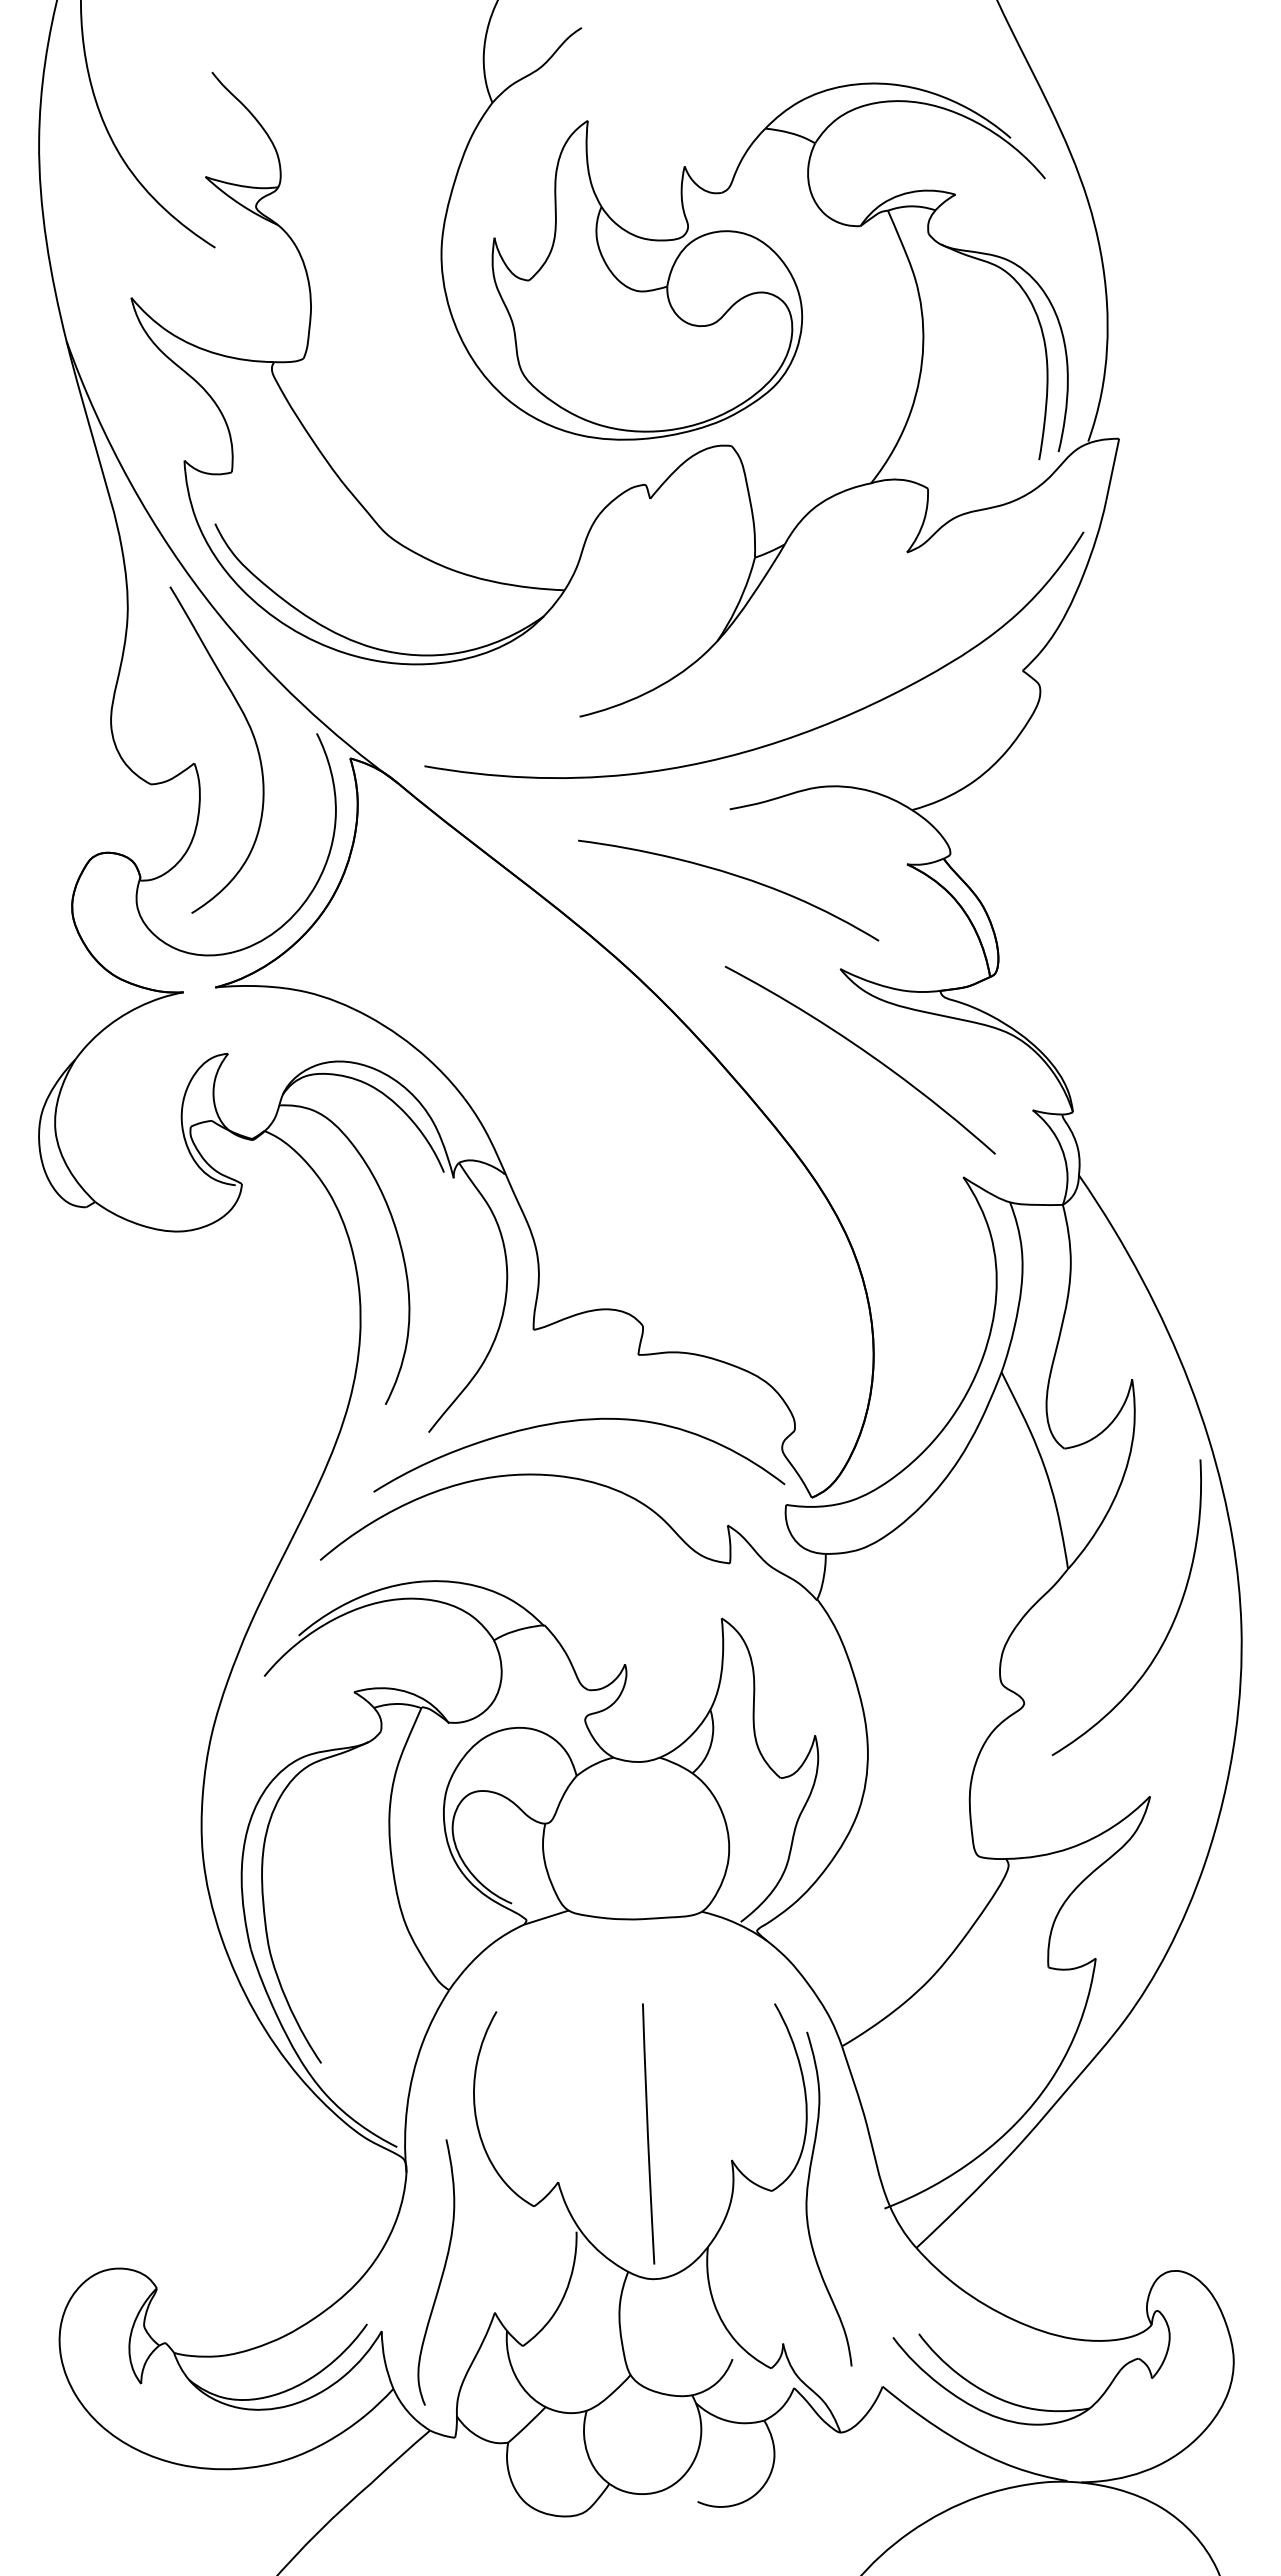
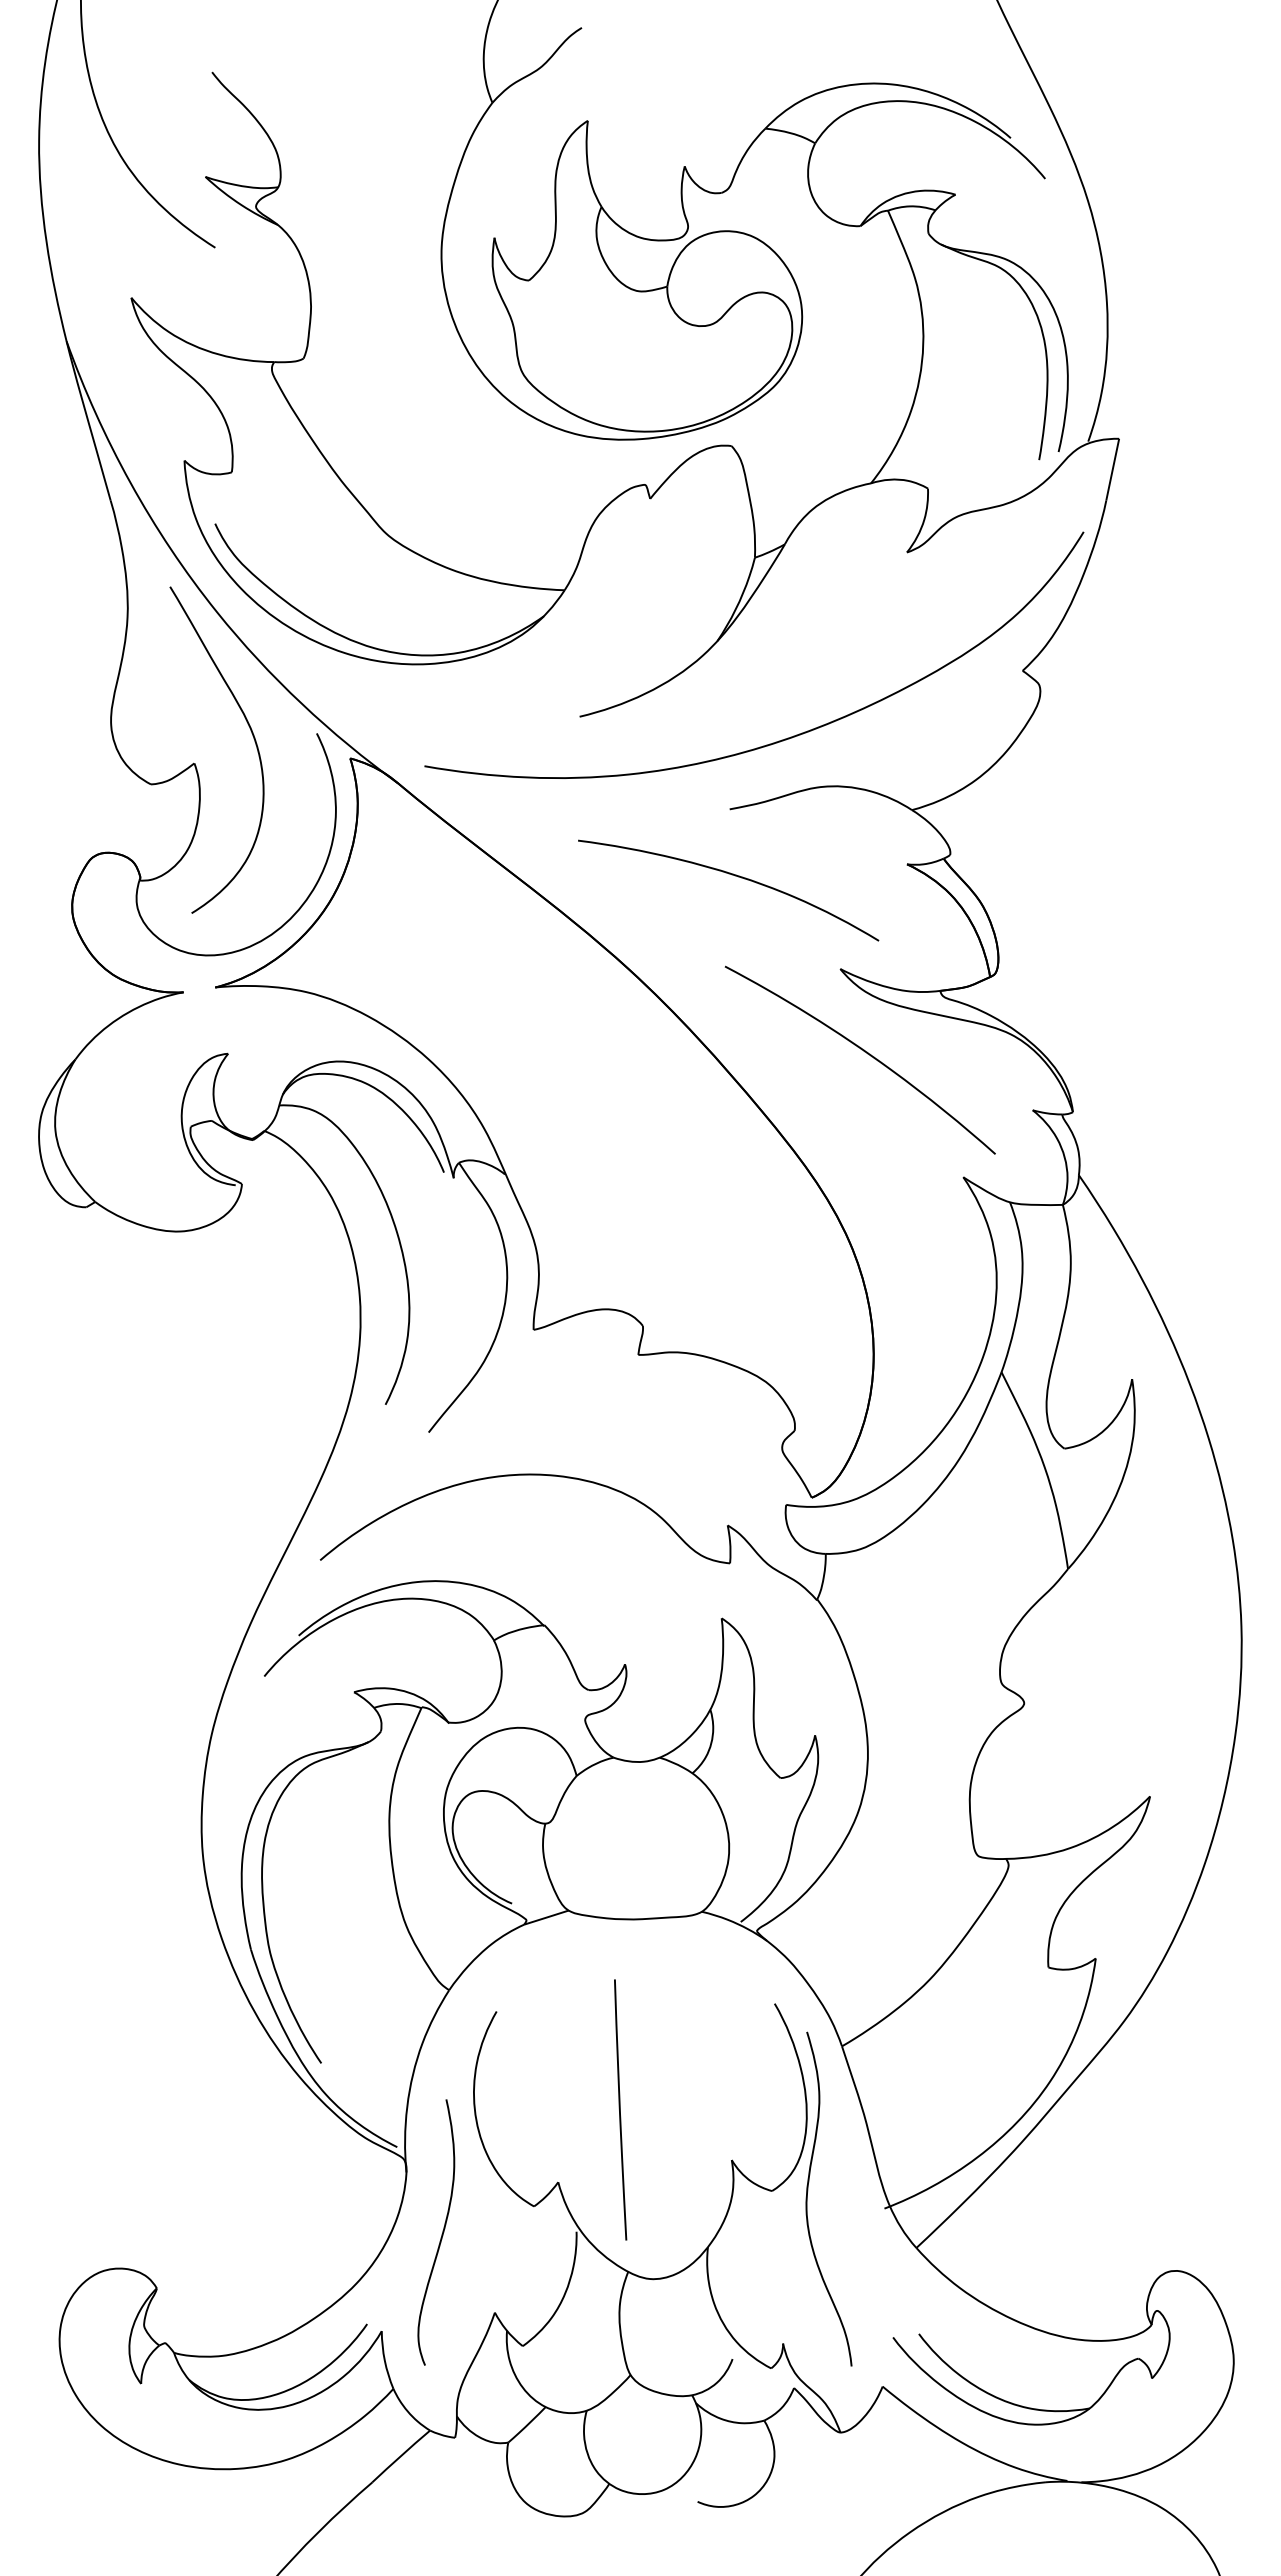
curve: present -> none (578, 1421)
curve: present -> none (1169, 1628)
line position: (648, 2133) -> (620, 2109) (620, 2109)
curve position: (441, 2274) -> (441, 2234) (441, 2234)
